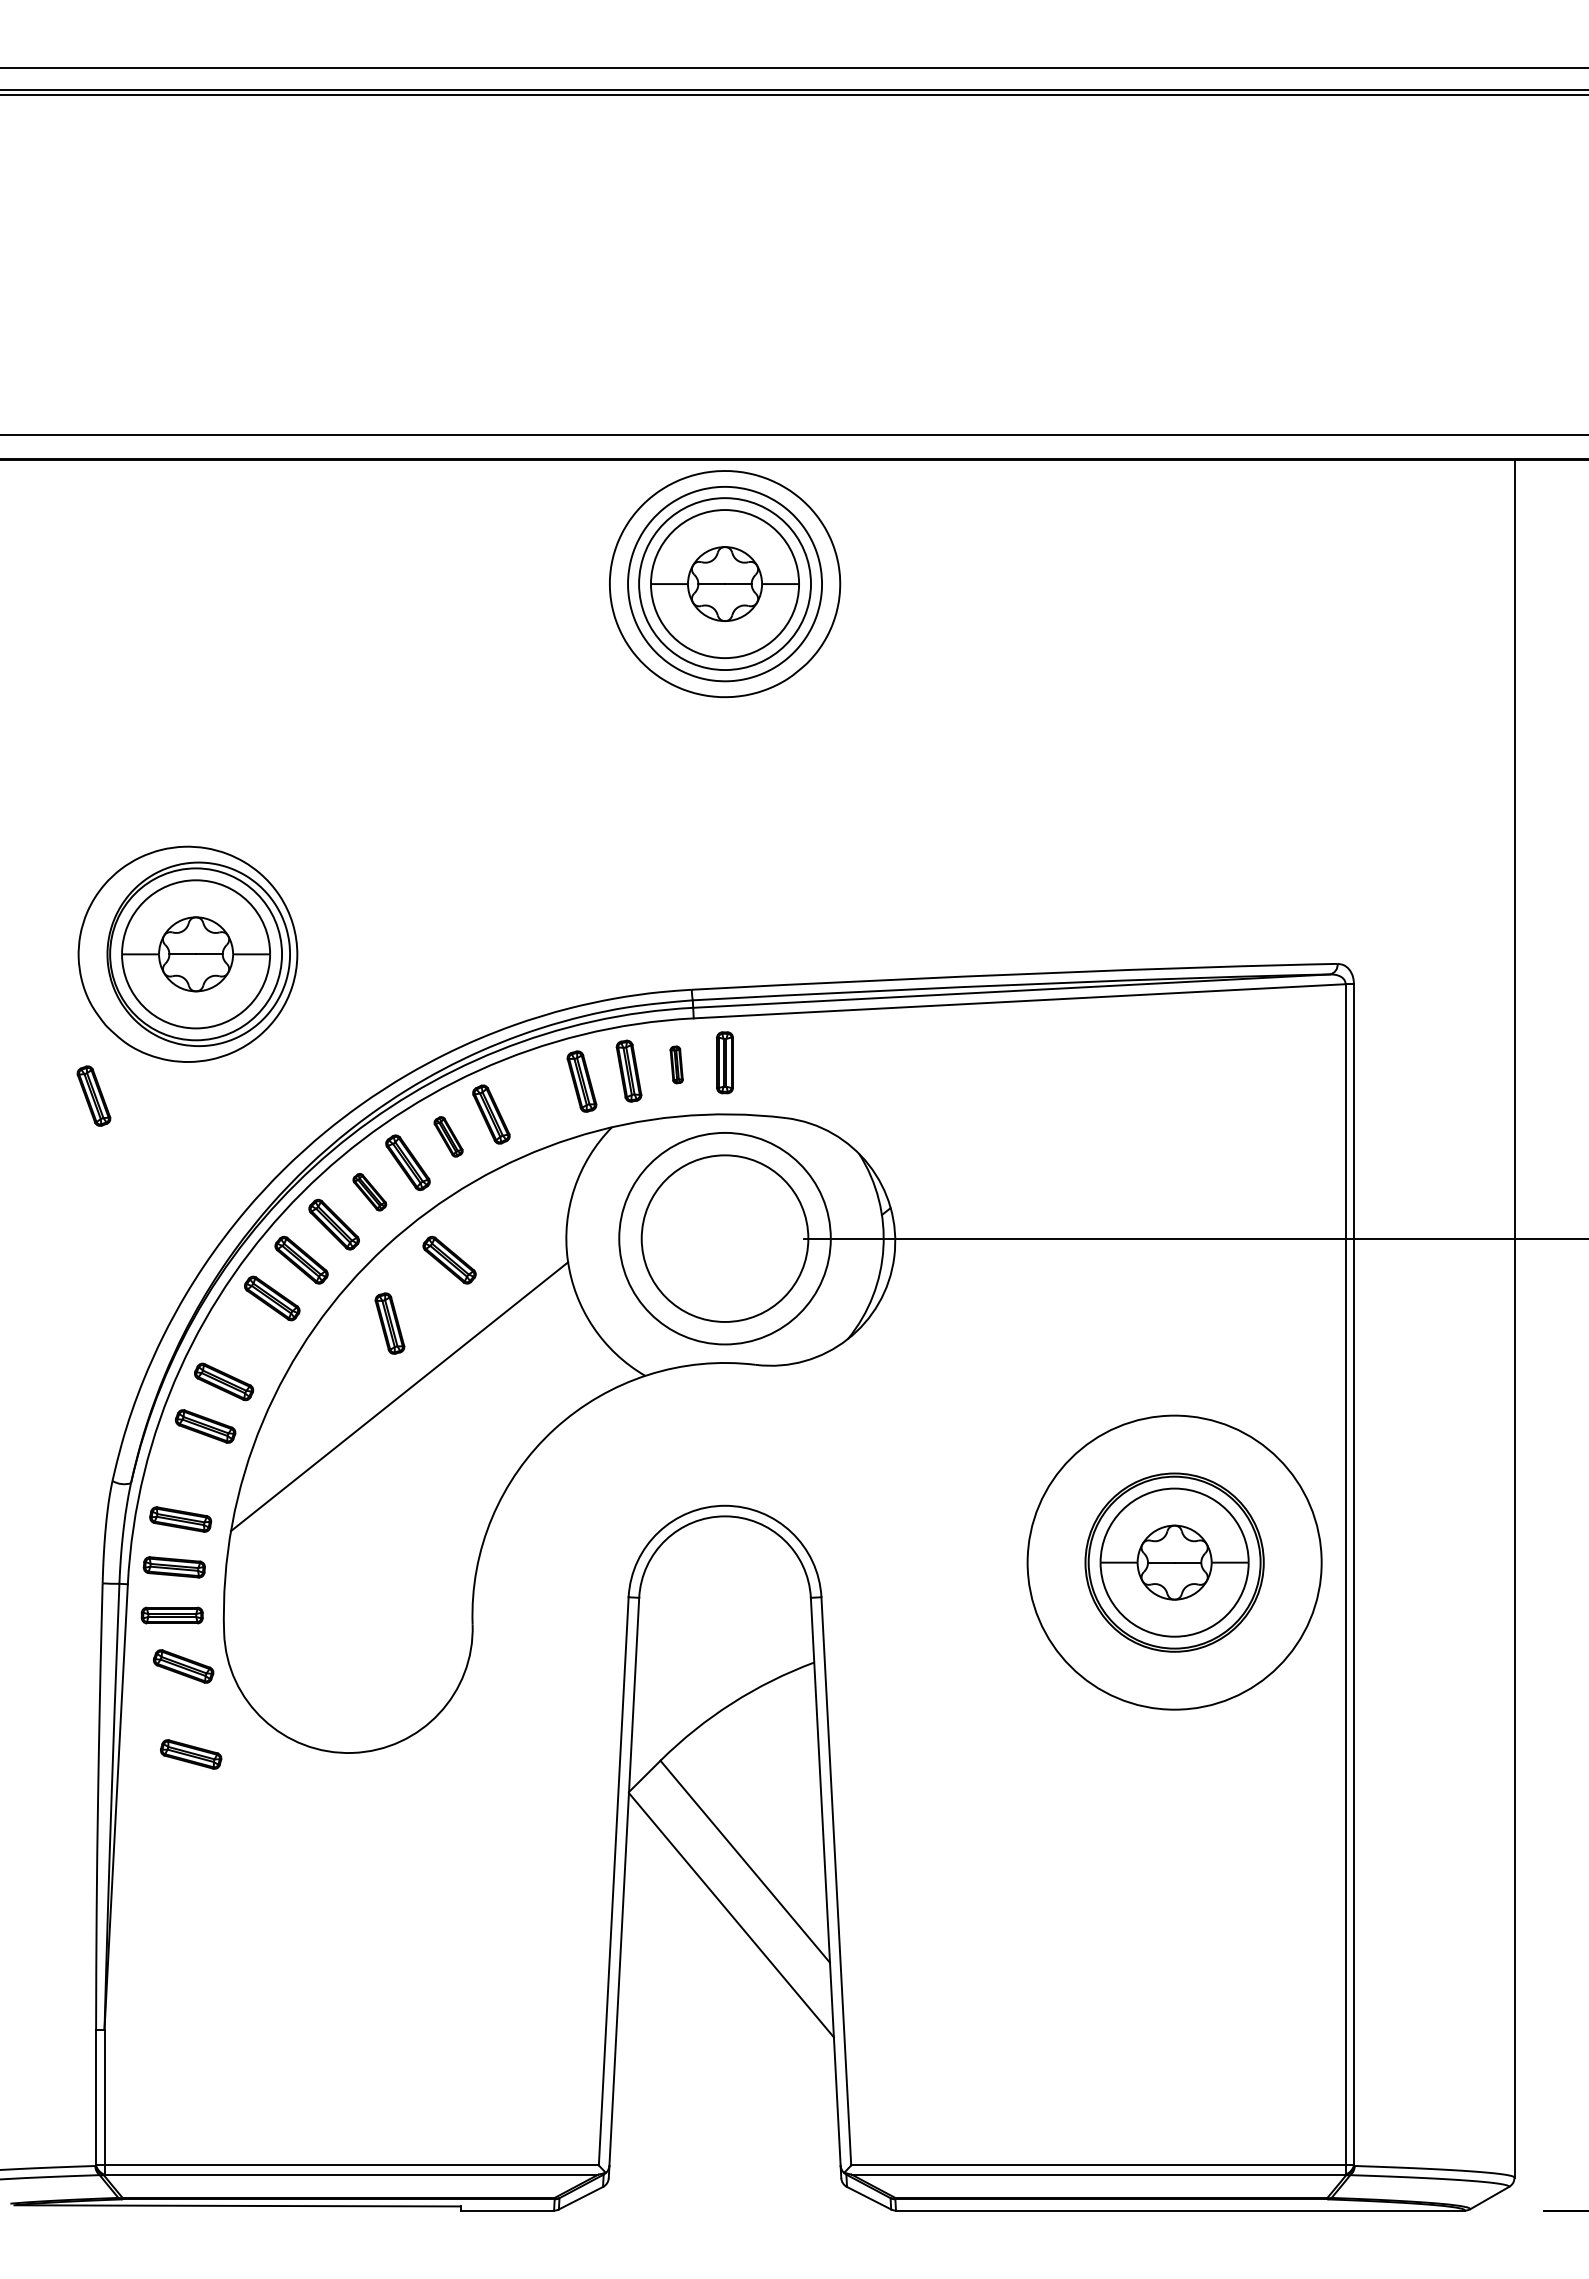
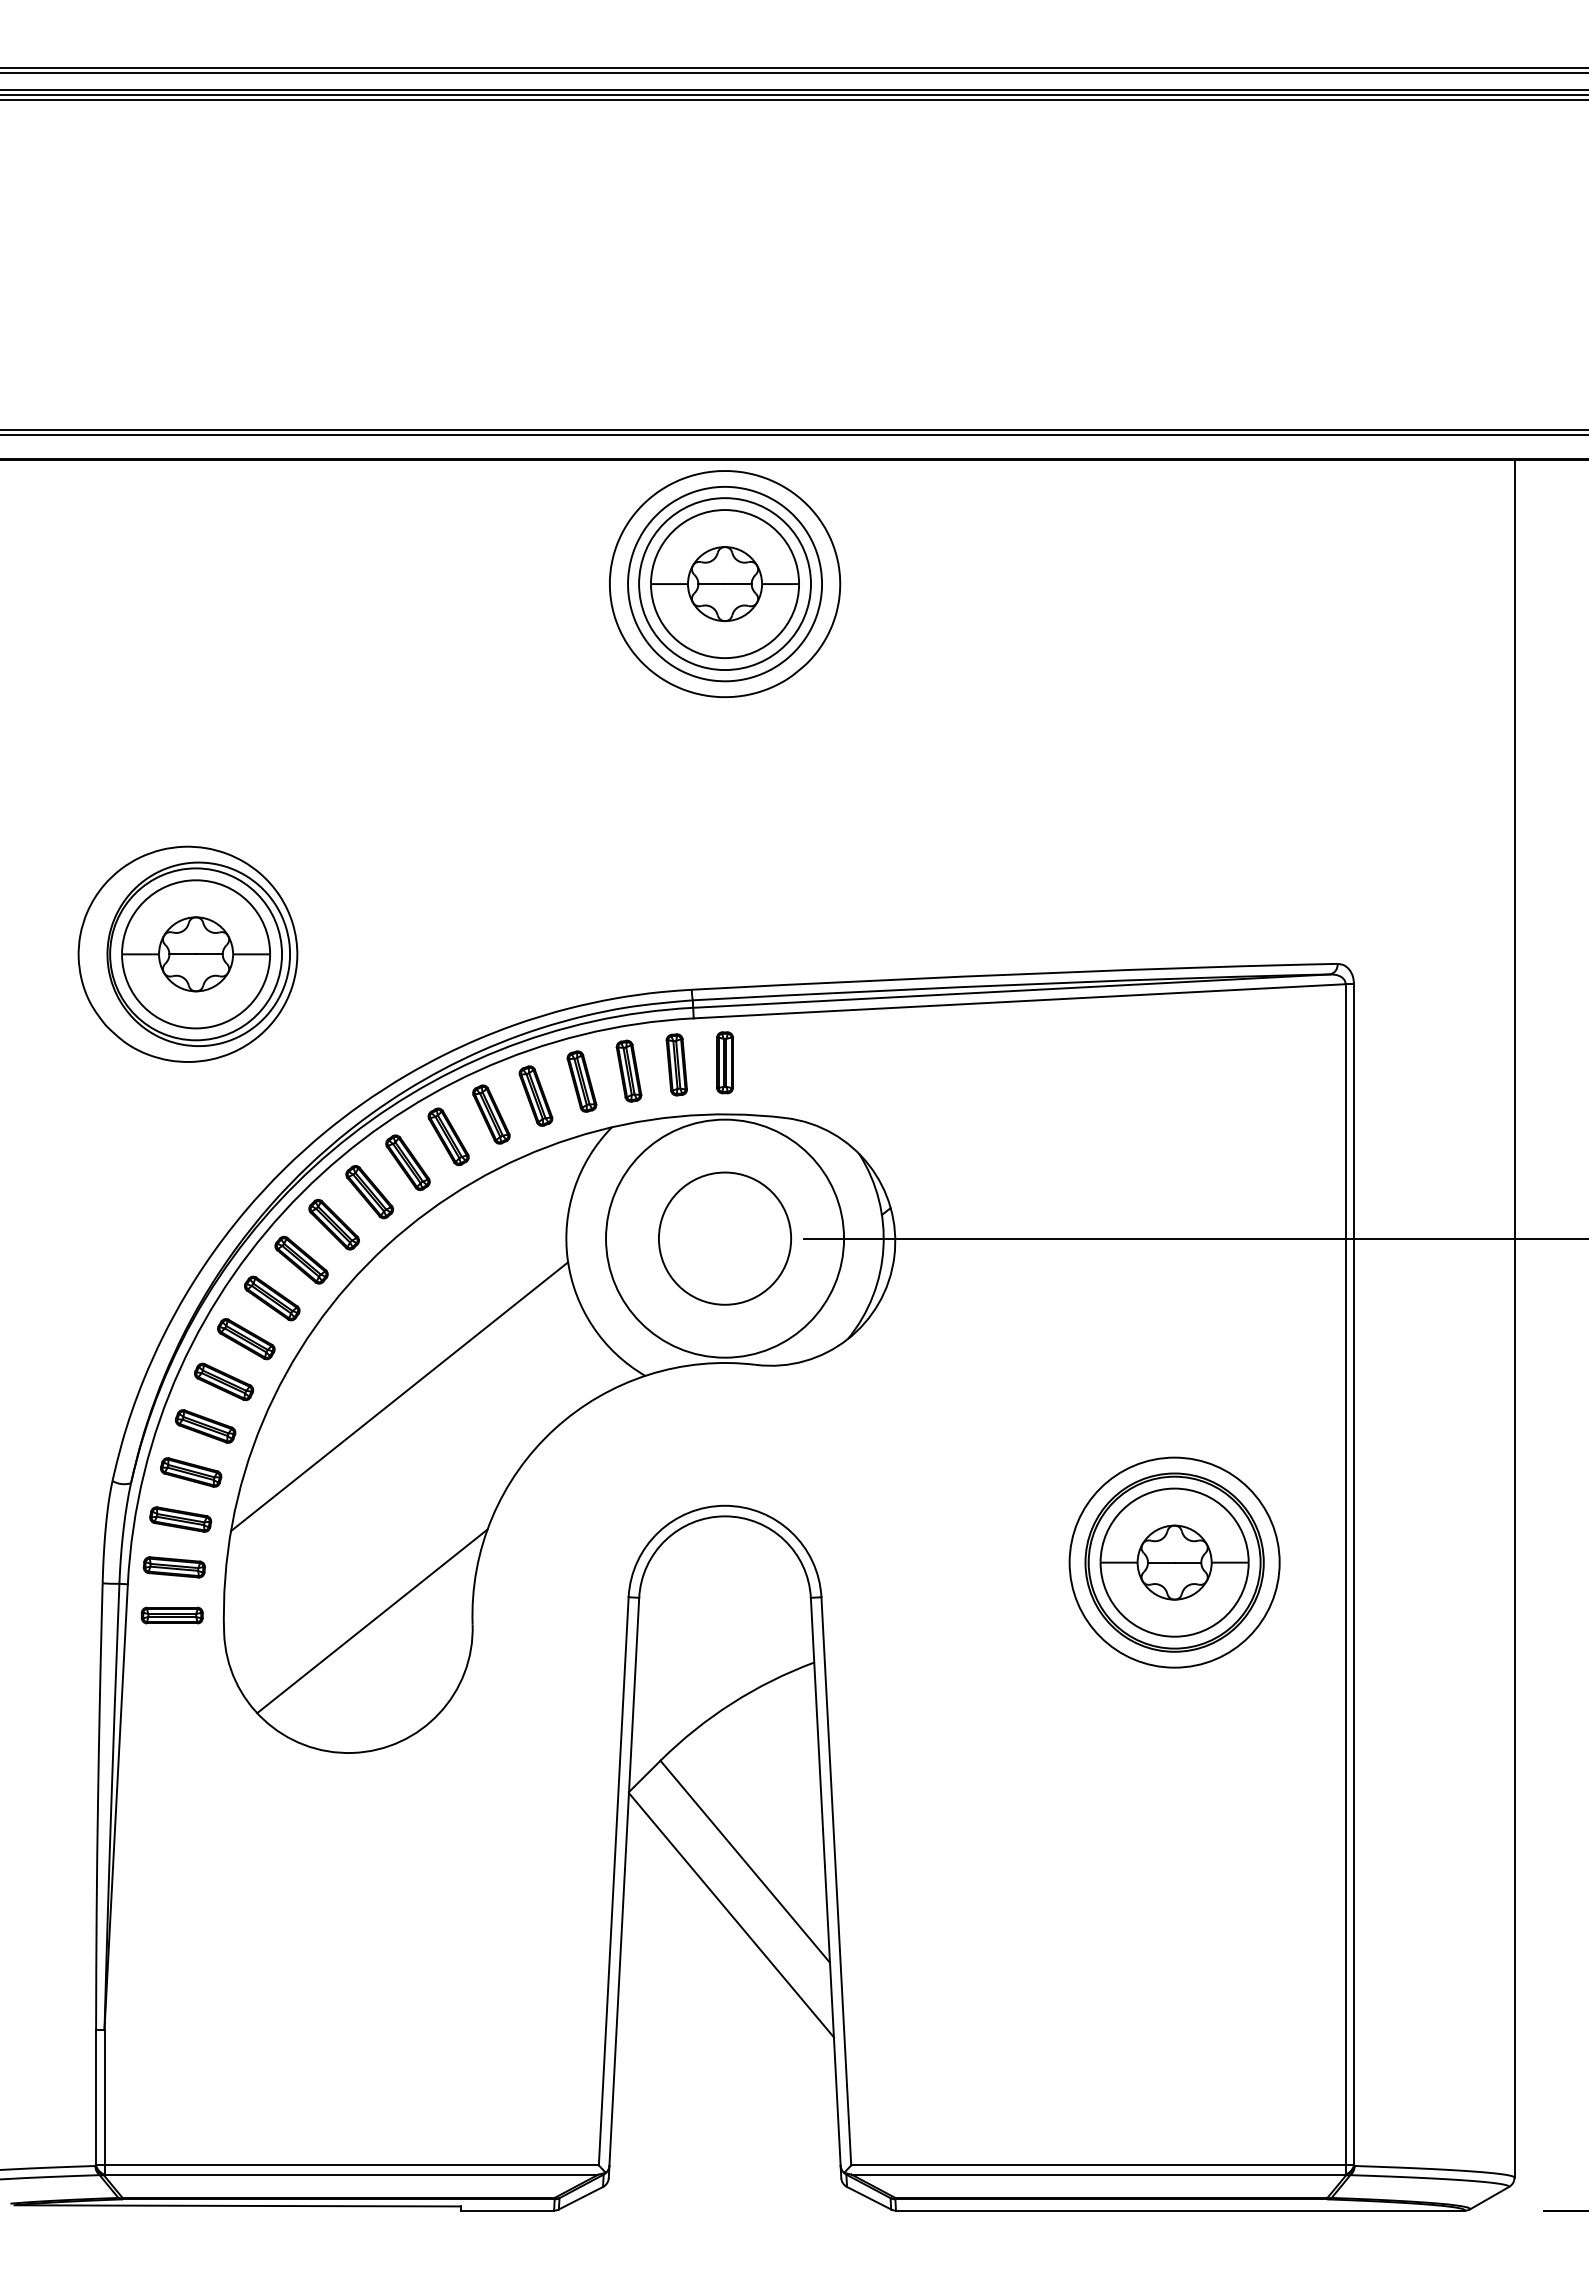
line: none -> present (793, 73)
line: none -> present (793, 100)
line: none -> present (793, 430)
part size: 15x40 px -> 23x64 px (676, 1064)
part position: (93, 1095) -> (535, 1095) (535, 1095)
part size: 31x42 px -> 43x60 px (448, 1136)
part size: 36x39 px -> 50x55 px (369, 1192)
circle diameter: 167 px -> 238 px (725, 1238)
circle diameter: 212 px -> 132 px (724, 1238)
part: present -> none (449, 1259)
part: present -> none (389, 1323)
part: none -> present (246, 1339)
circle diameter: 294 px -> 210 px (1174, 1562)
line: none -> present (372, 1621)
part: present -> none (183, 1666)
part position: (191, 1754) -> (191, 1472) (191, 1472)
